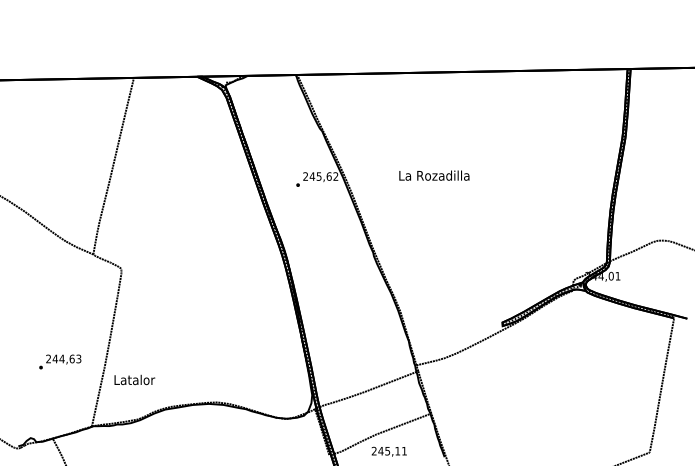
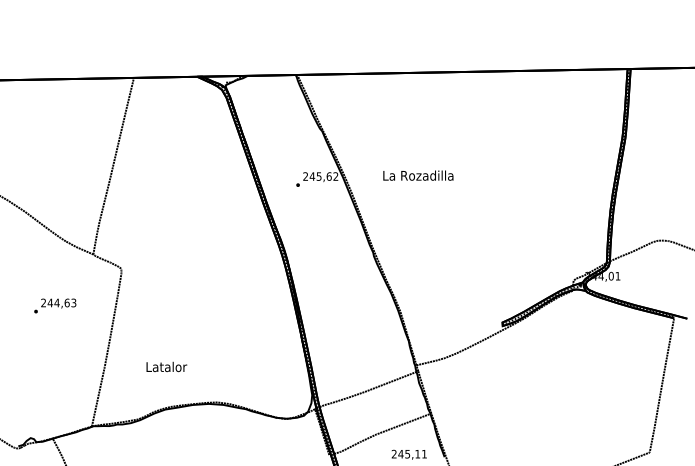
text position: (434, 175) -> (418, 175) (418, 175)
text position: (60, 361) -> (55, 305) (55, 305)
text position: (134, 379) -> (166, 366) (166, 366)
text position: (388, 451) -> (408, 454) (408, 454)
